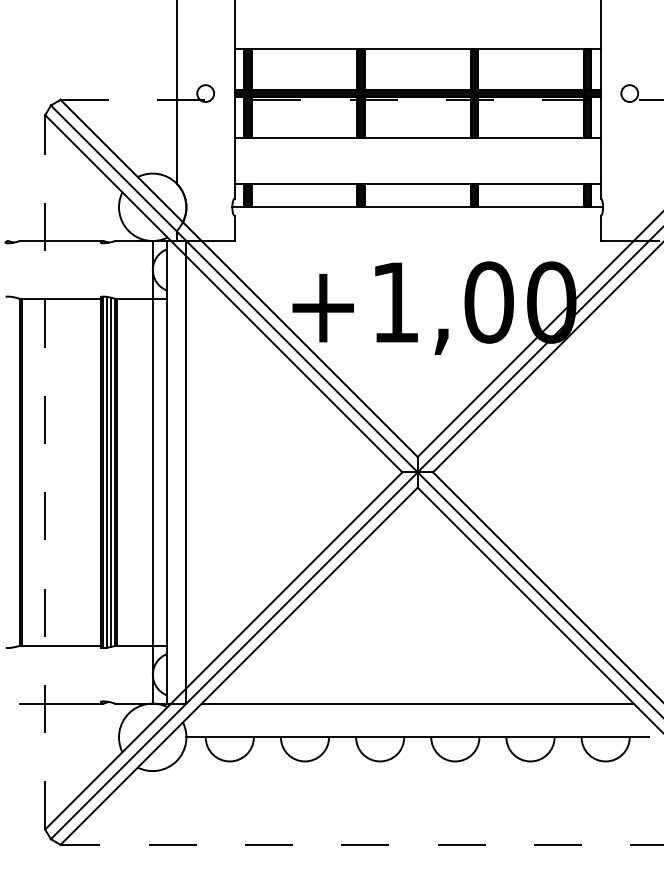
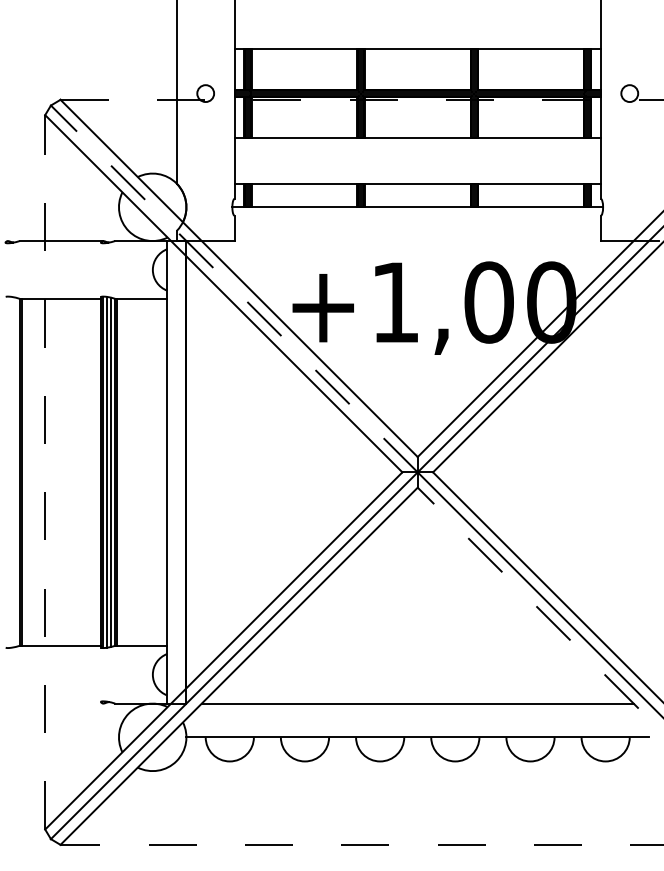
line: solid -> dashed (233, 288)
line: present -> none (152, 472)
line: solid -> dashed (540, 610)
line: present -> none (61, 703)
